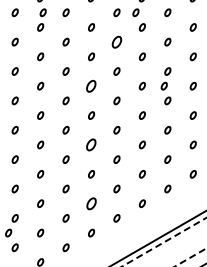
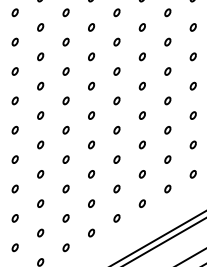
part: present -> none (42, 12)
part: present -> none (135, 12)
part size: 12x14 px -> 8x10 px (116, 41)
part size: 11x14 px -> 8x10 px (91, 85)
part: present -> none (163, 85)
part size: 11x14 px -> 8x10 px (91, 144)
part size: 11x14 px -> 7x9 px (91, 203)
part: present -> none (8, 232)
line: dashed -> solid (164, 242)
line: dashed -> solid (190, 257)
